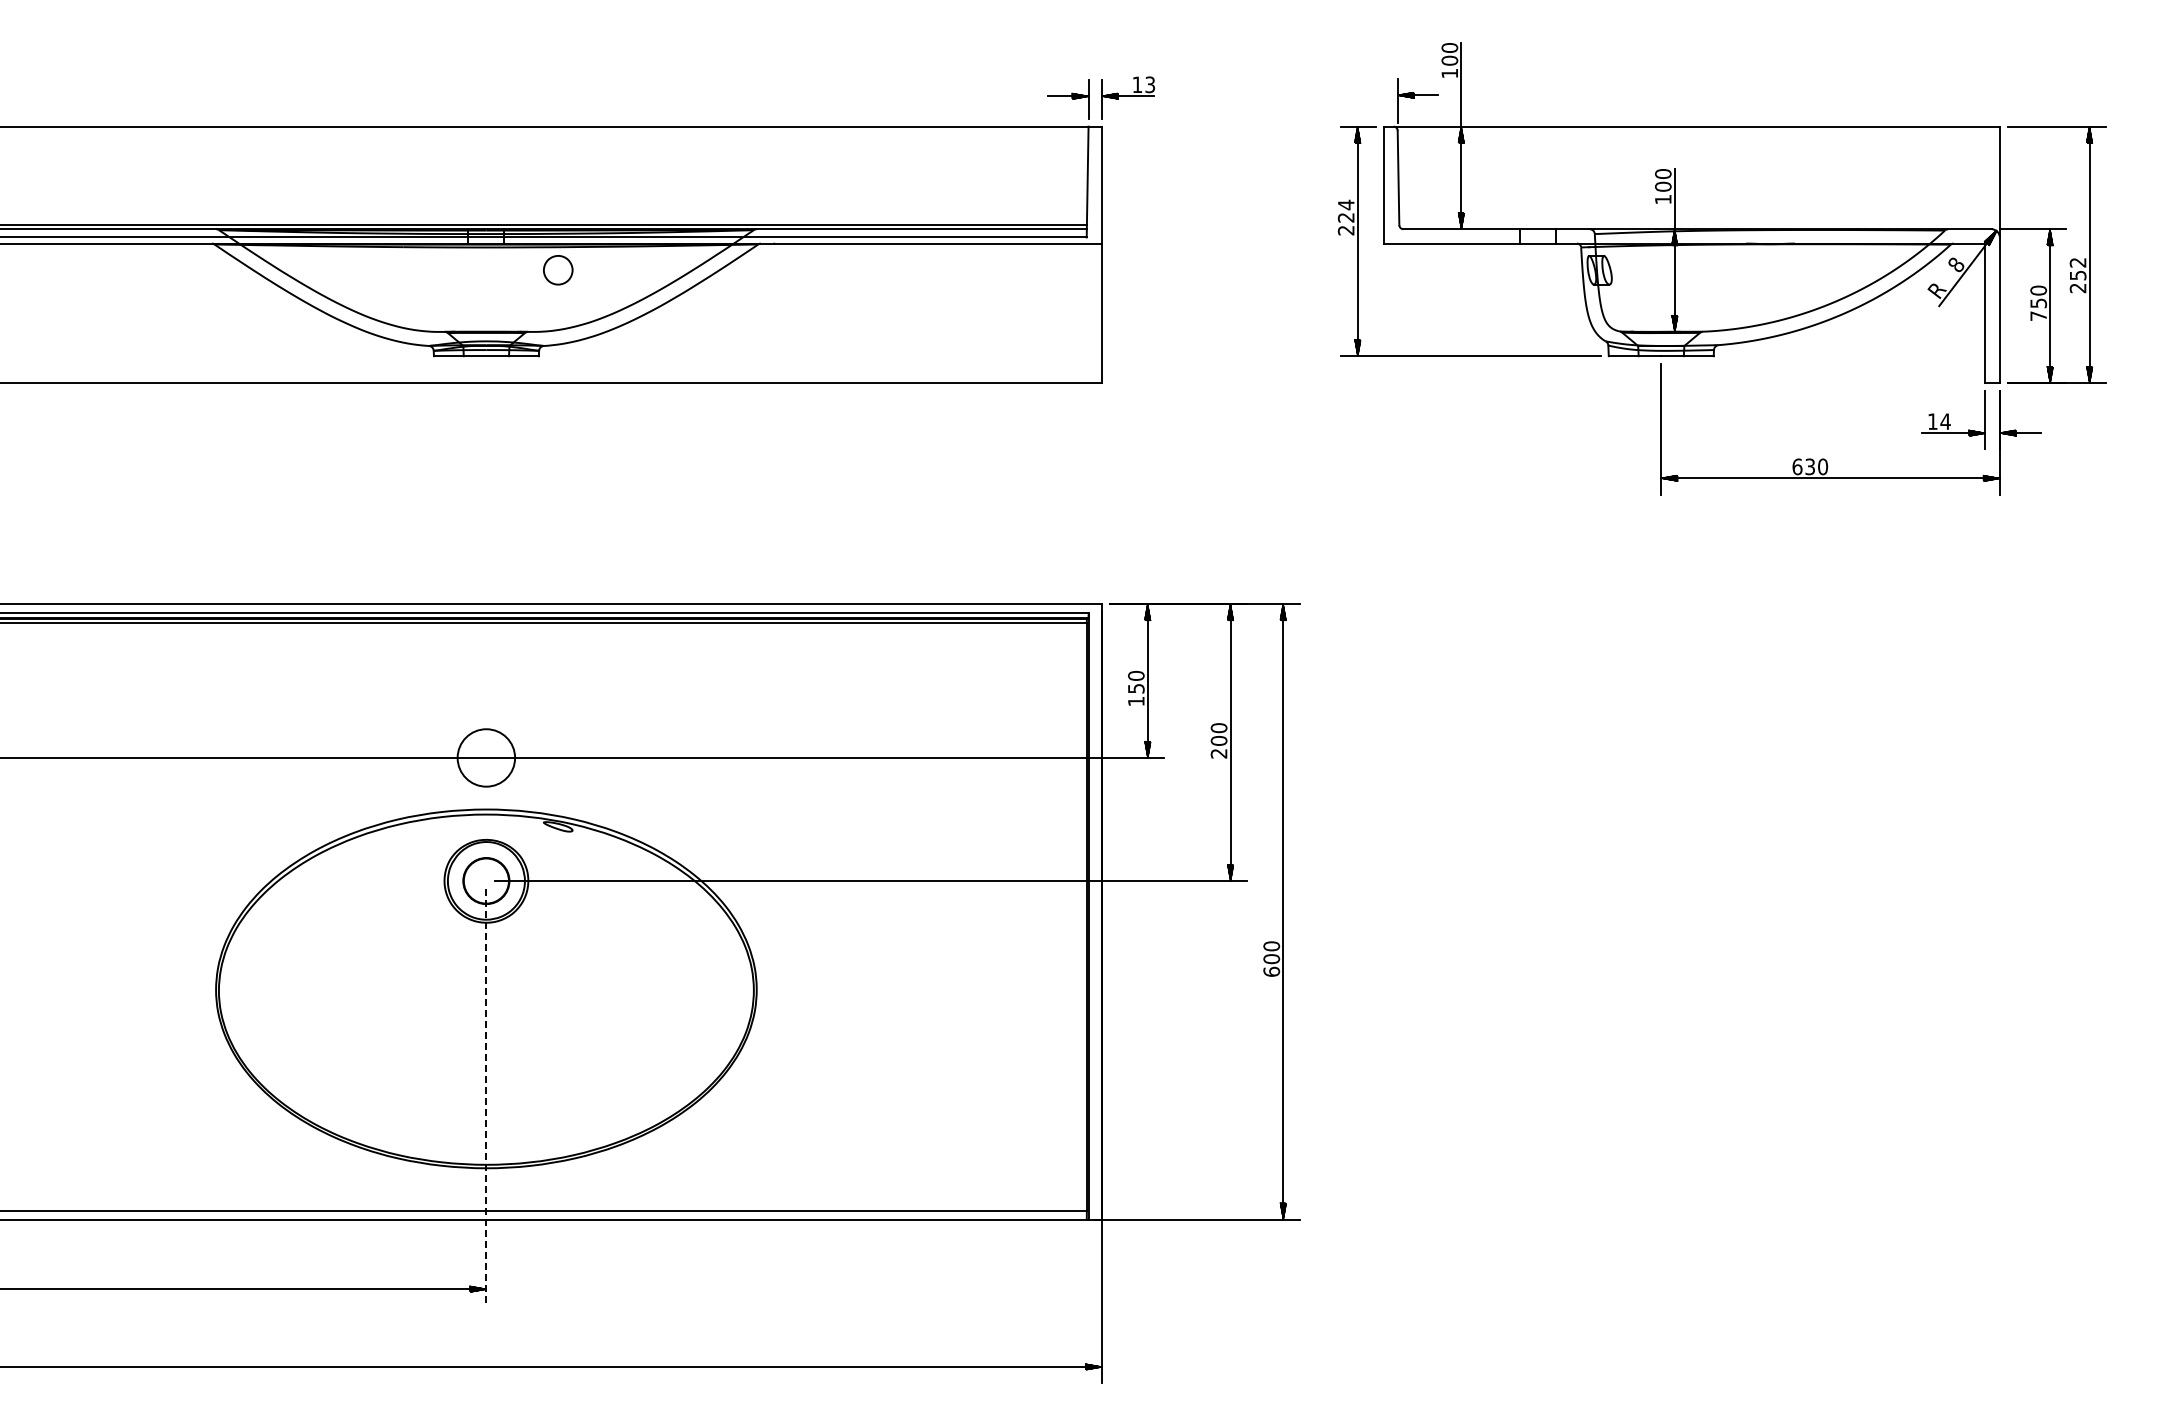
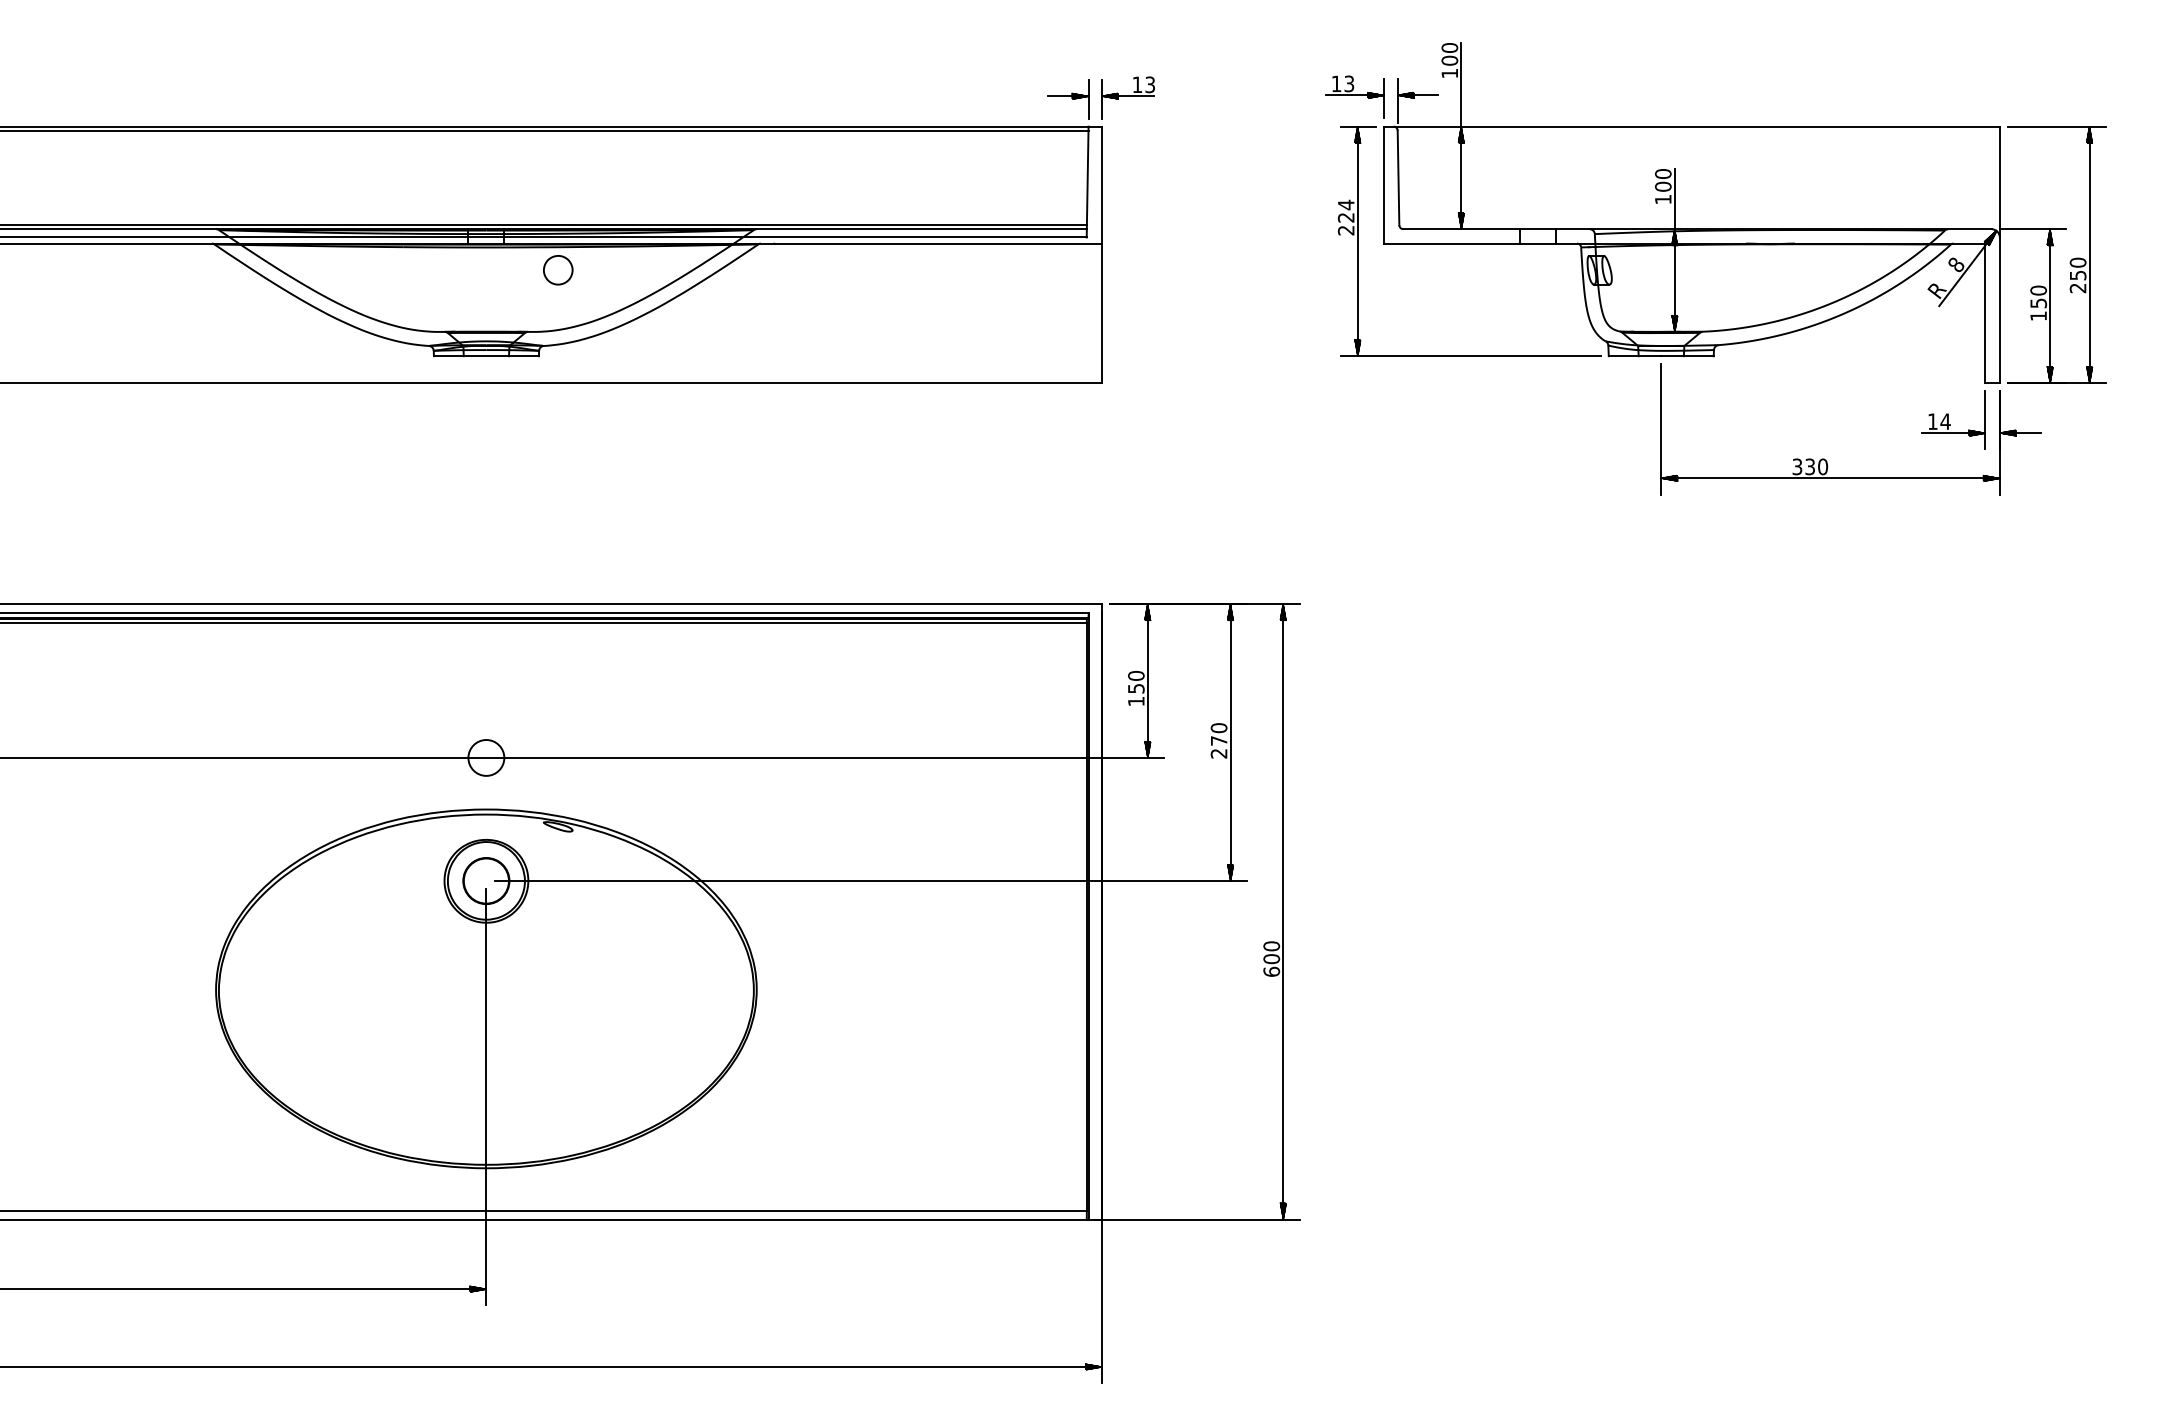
part: none -> present (1354, 96)
line: none -> present (545, 130)
text: 252 -> 250 (2077, 262)
text: 750 -> 150 (2038, 315)
text: 630 -> 330 (1797, 466)
text: 200 -> 270 (1218, 740)
circle diameter: 57 px -> 36 px (486, 757)
line: dashed -> solid (486, 1097)
